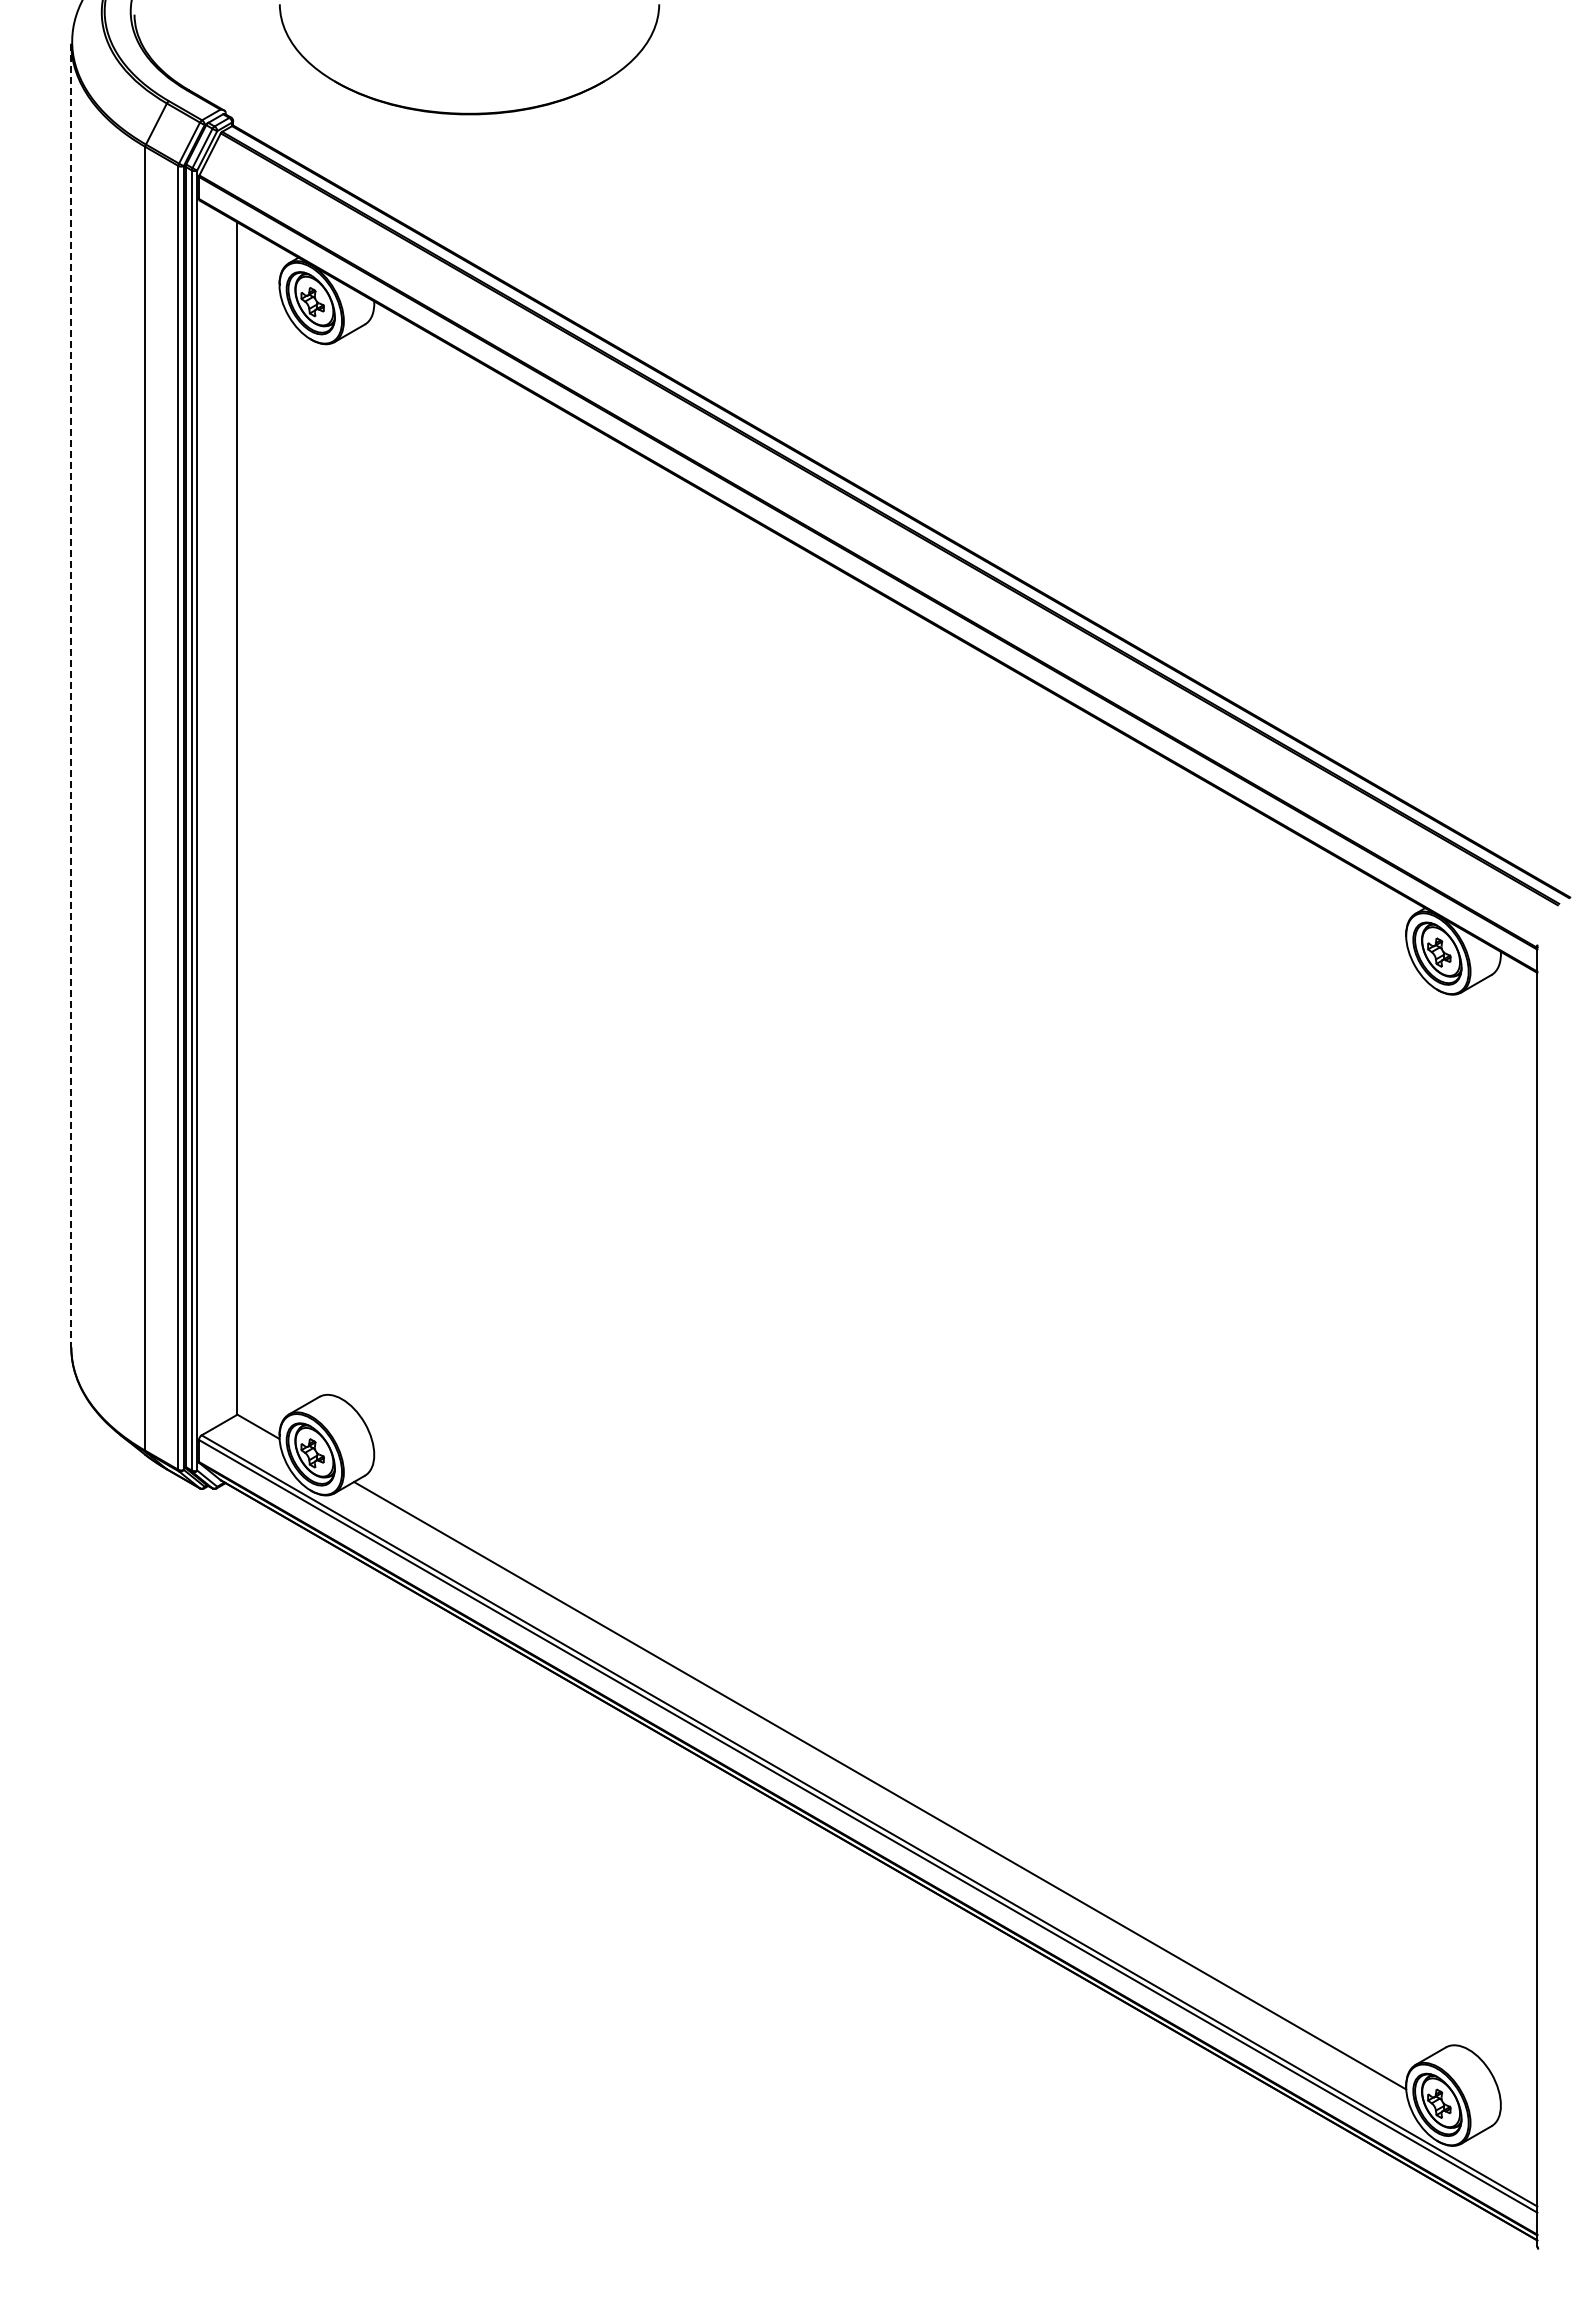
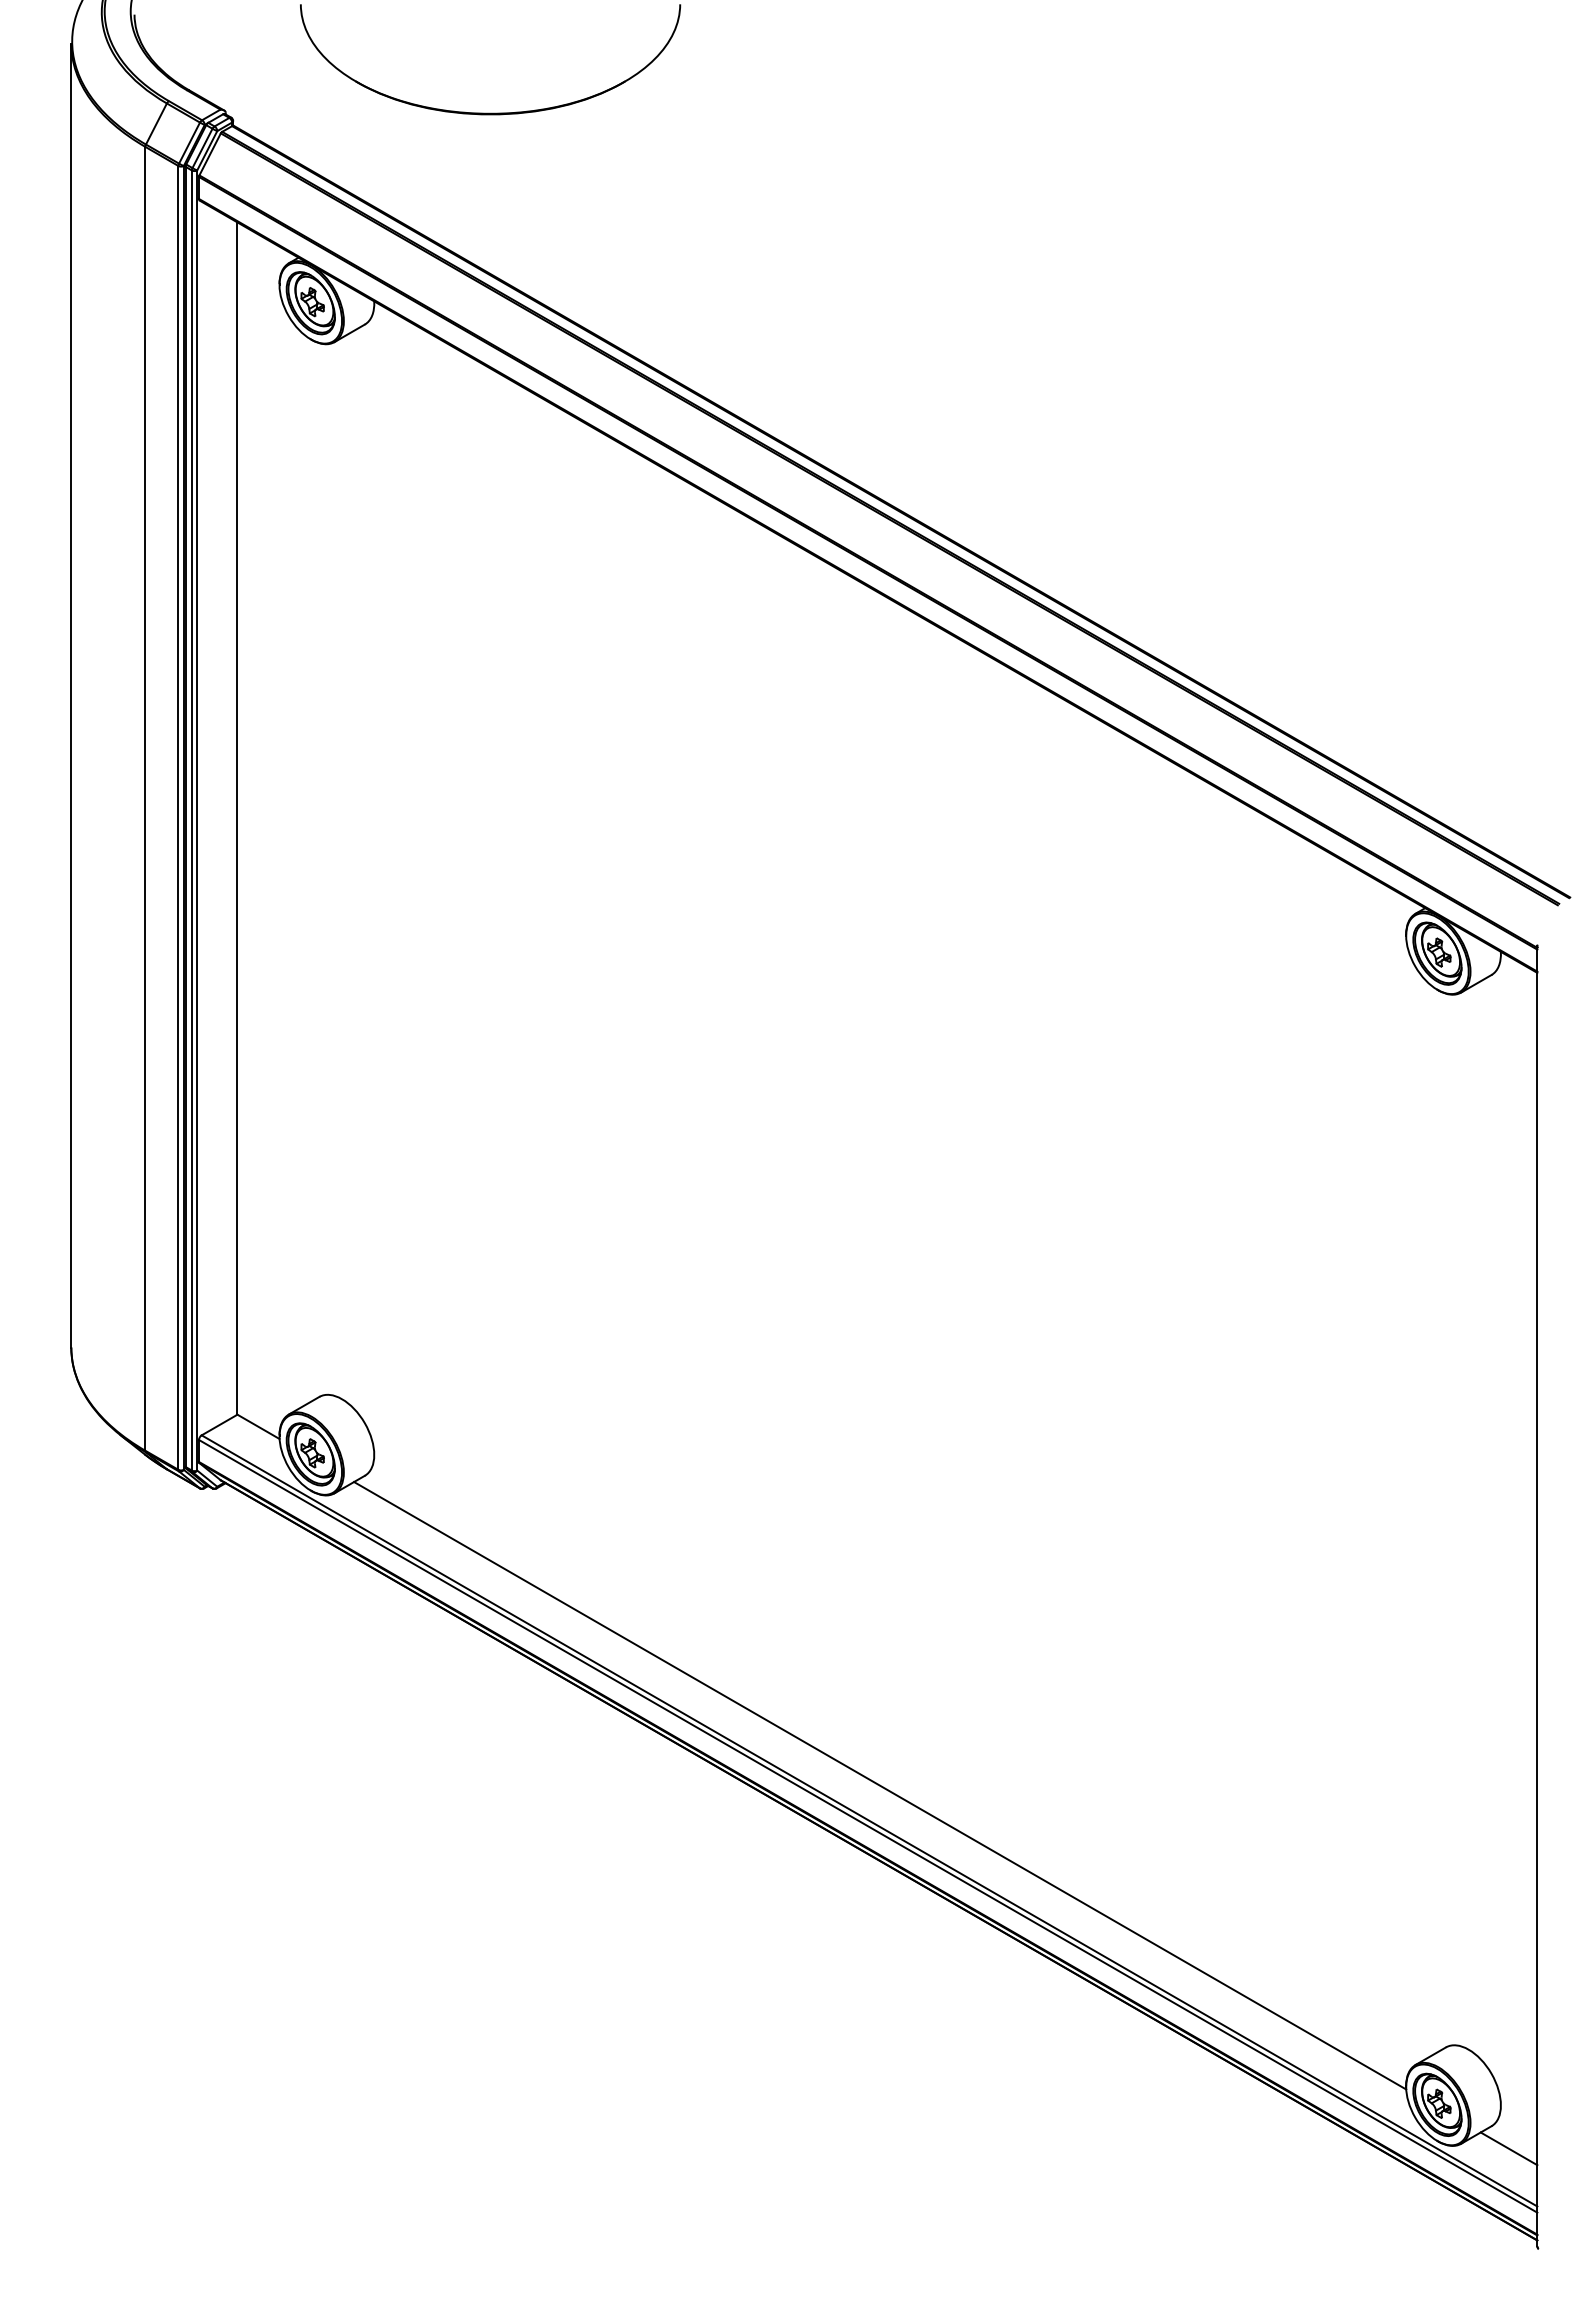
part position: (469, 112) -> (490, 112) (490, 112)
line: dashed -> solid (71, 695)
line: none -> present (1508, 2148)
